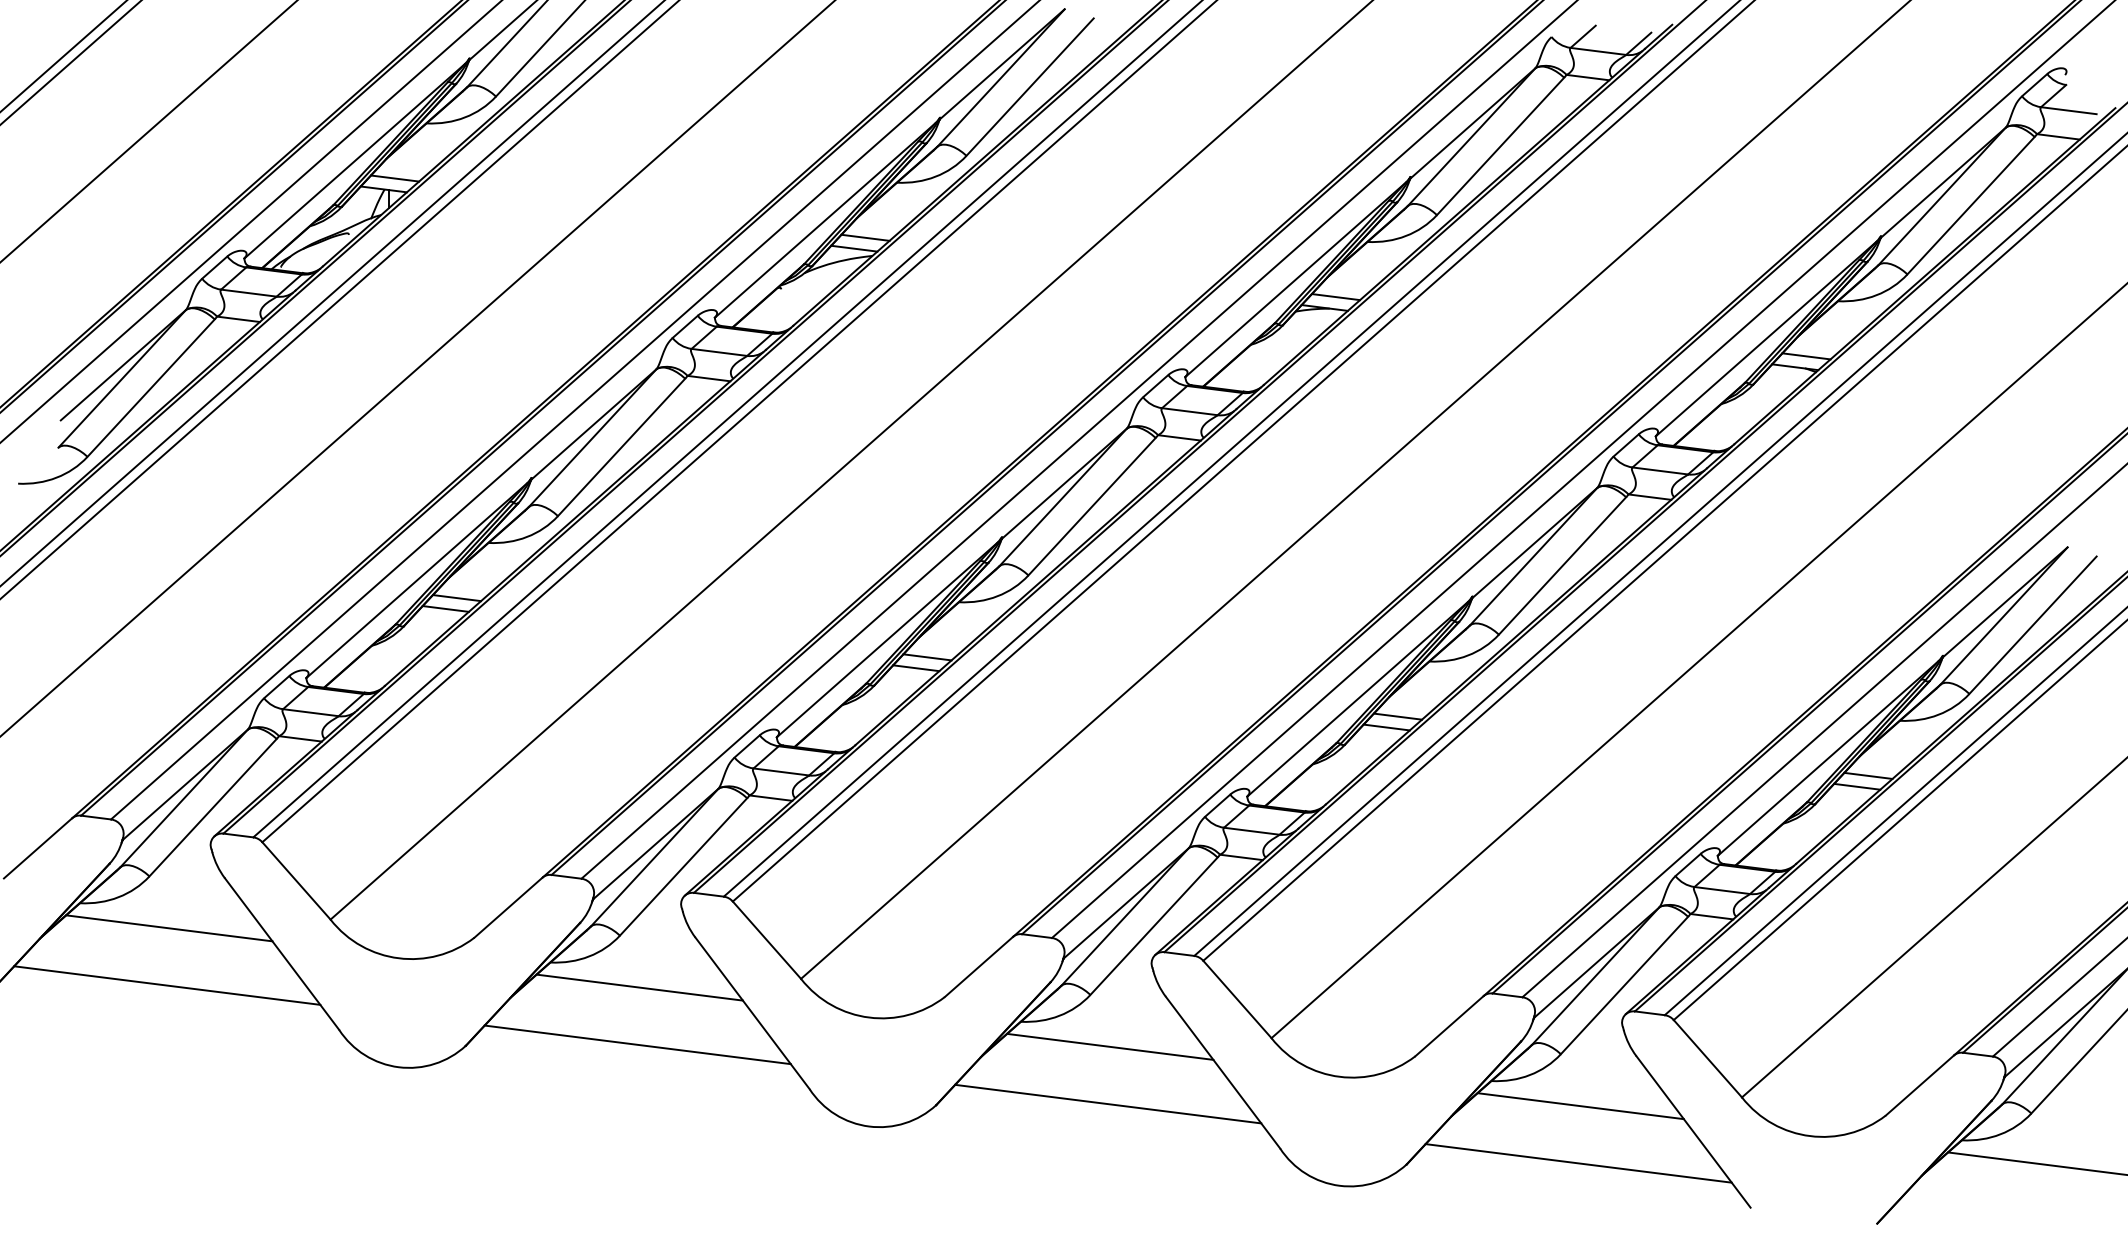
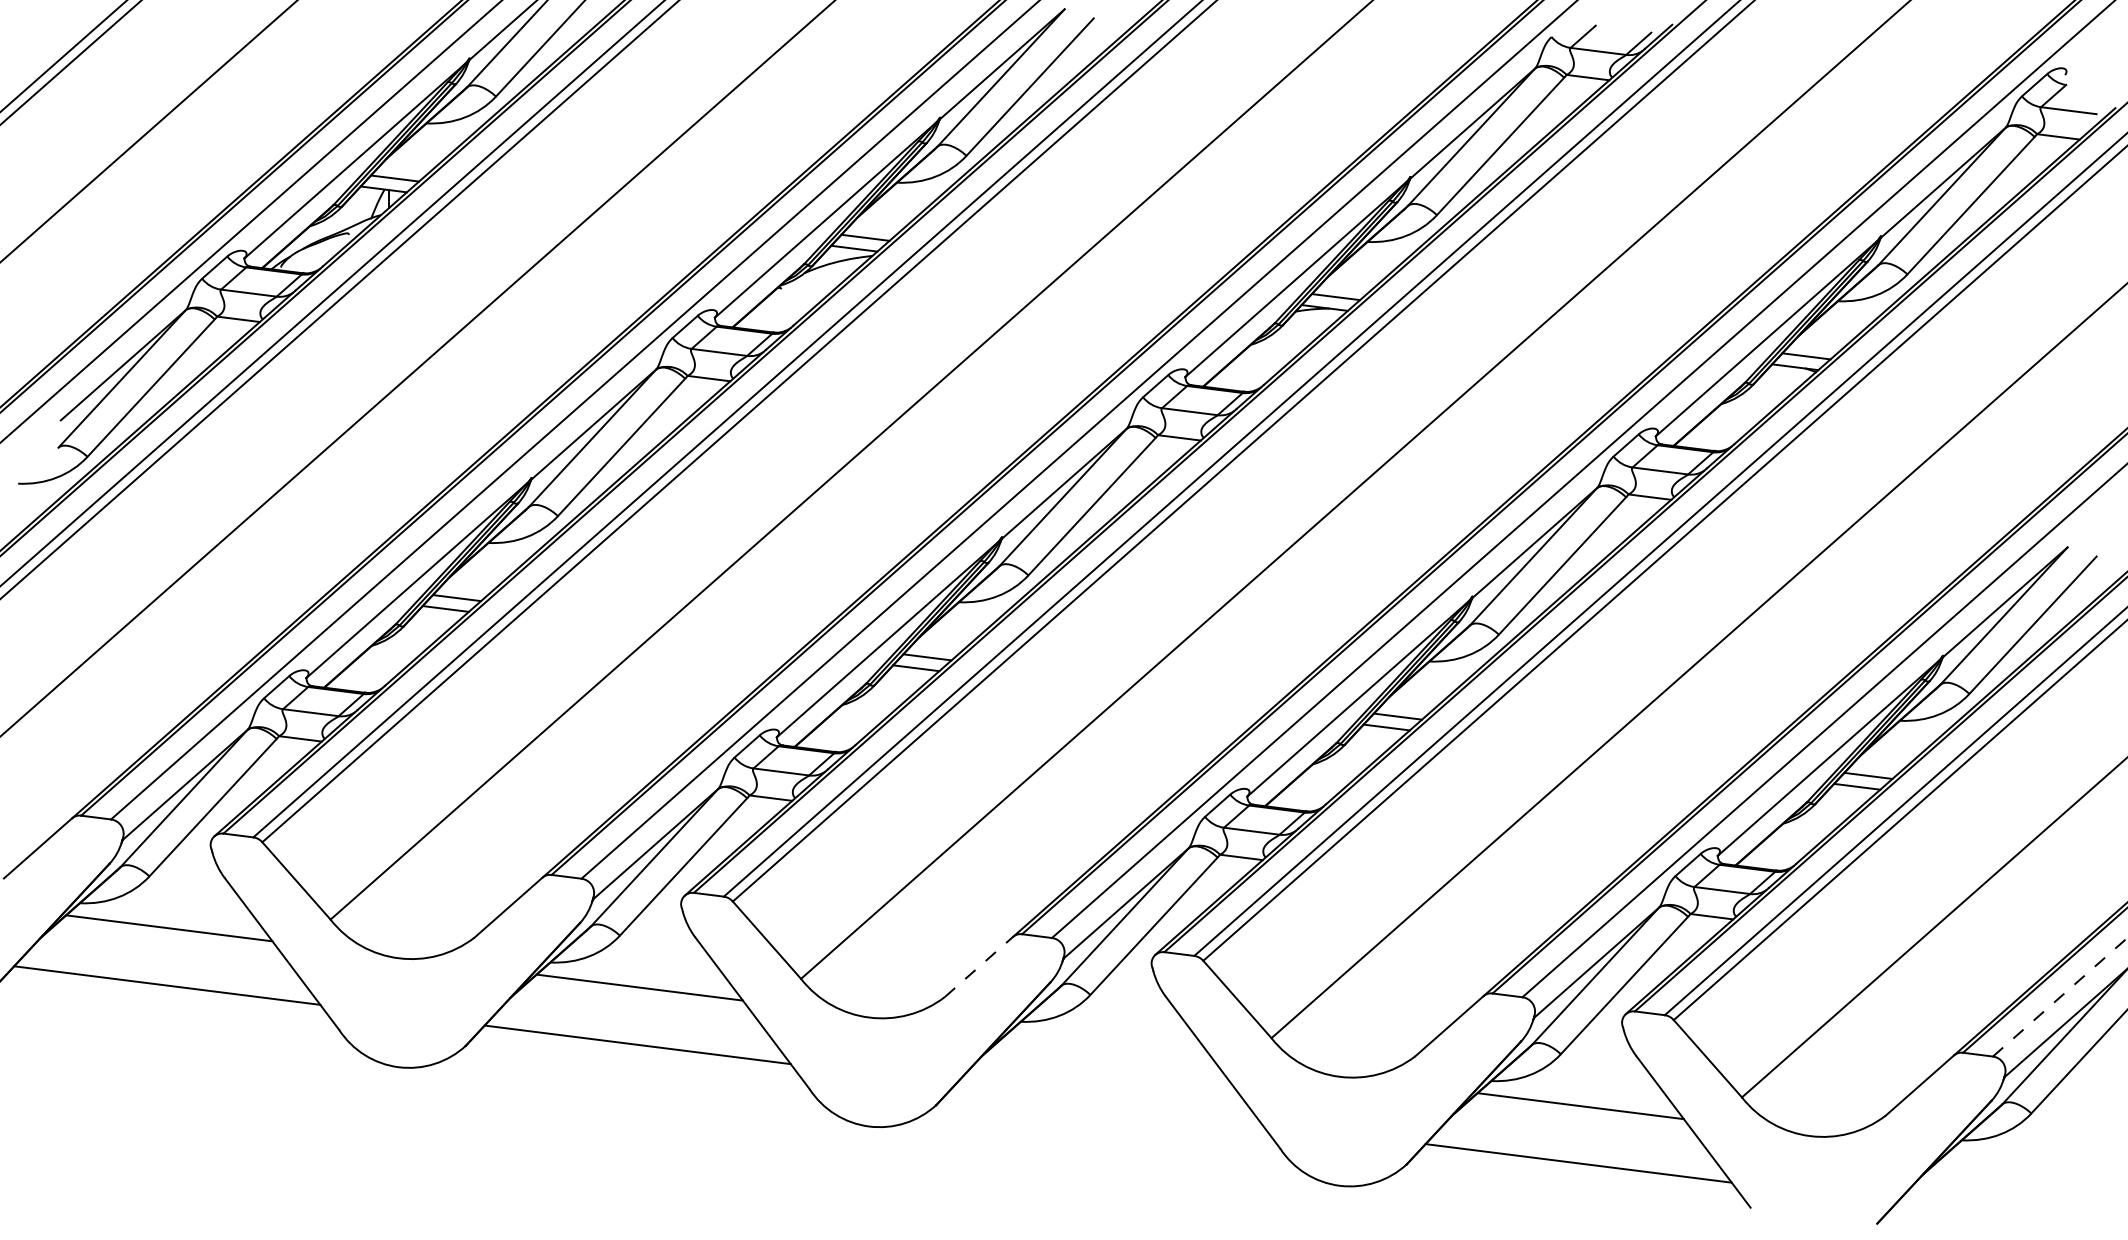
line: solid -> dashed (979, 966)
line: solid -> dashed (2060, 997)
line: present -> none (1110, 1046)
line: present -> none (1108, 1103)
line: present -> none (2036, 1163)
